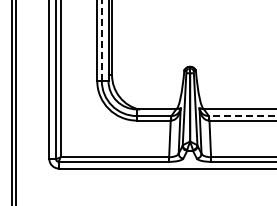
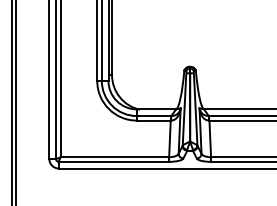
line: dashed -> solid (101, 40)
line: dashed -> solid (242, 116)
